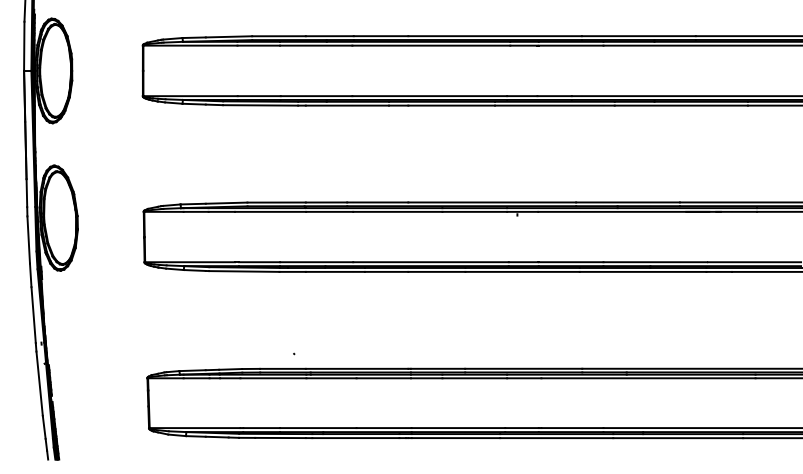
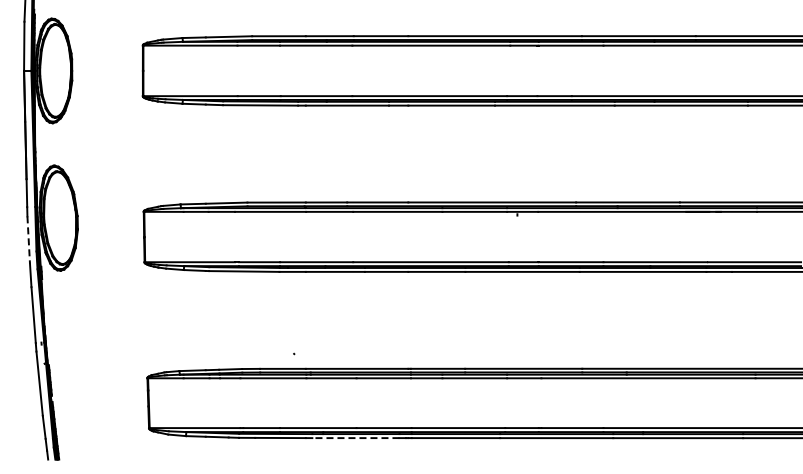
line: solid -> dashed (28, 240)
line: solid -> dashed (355, 438)
